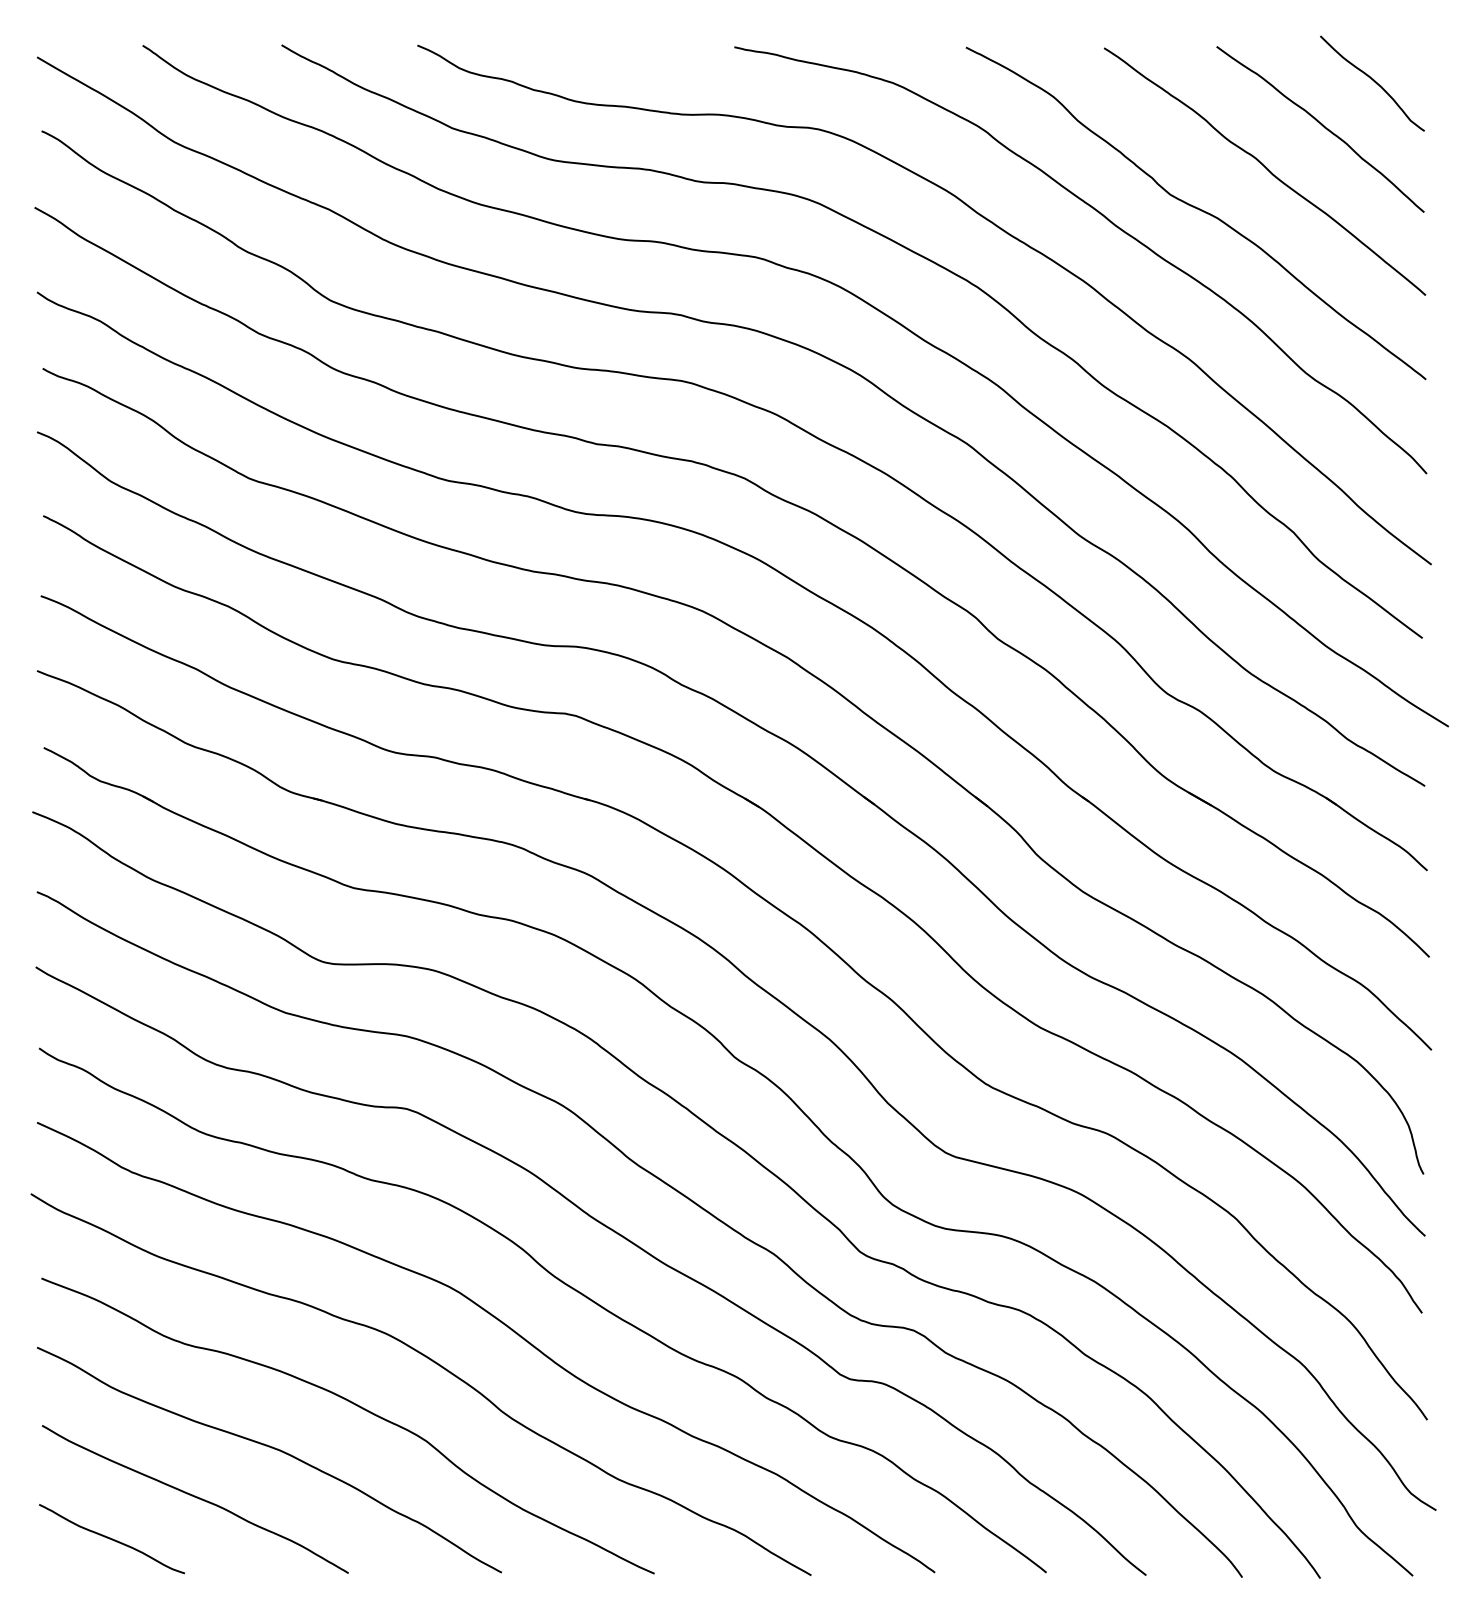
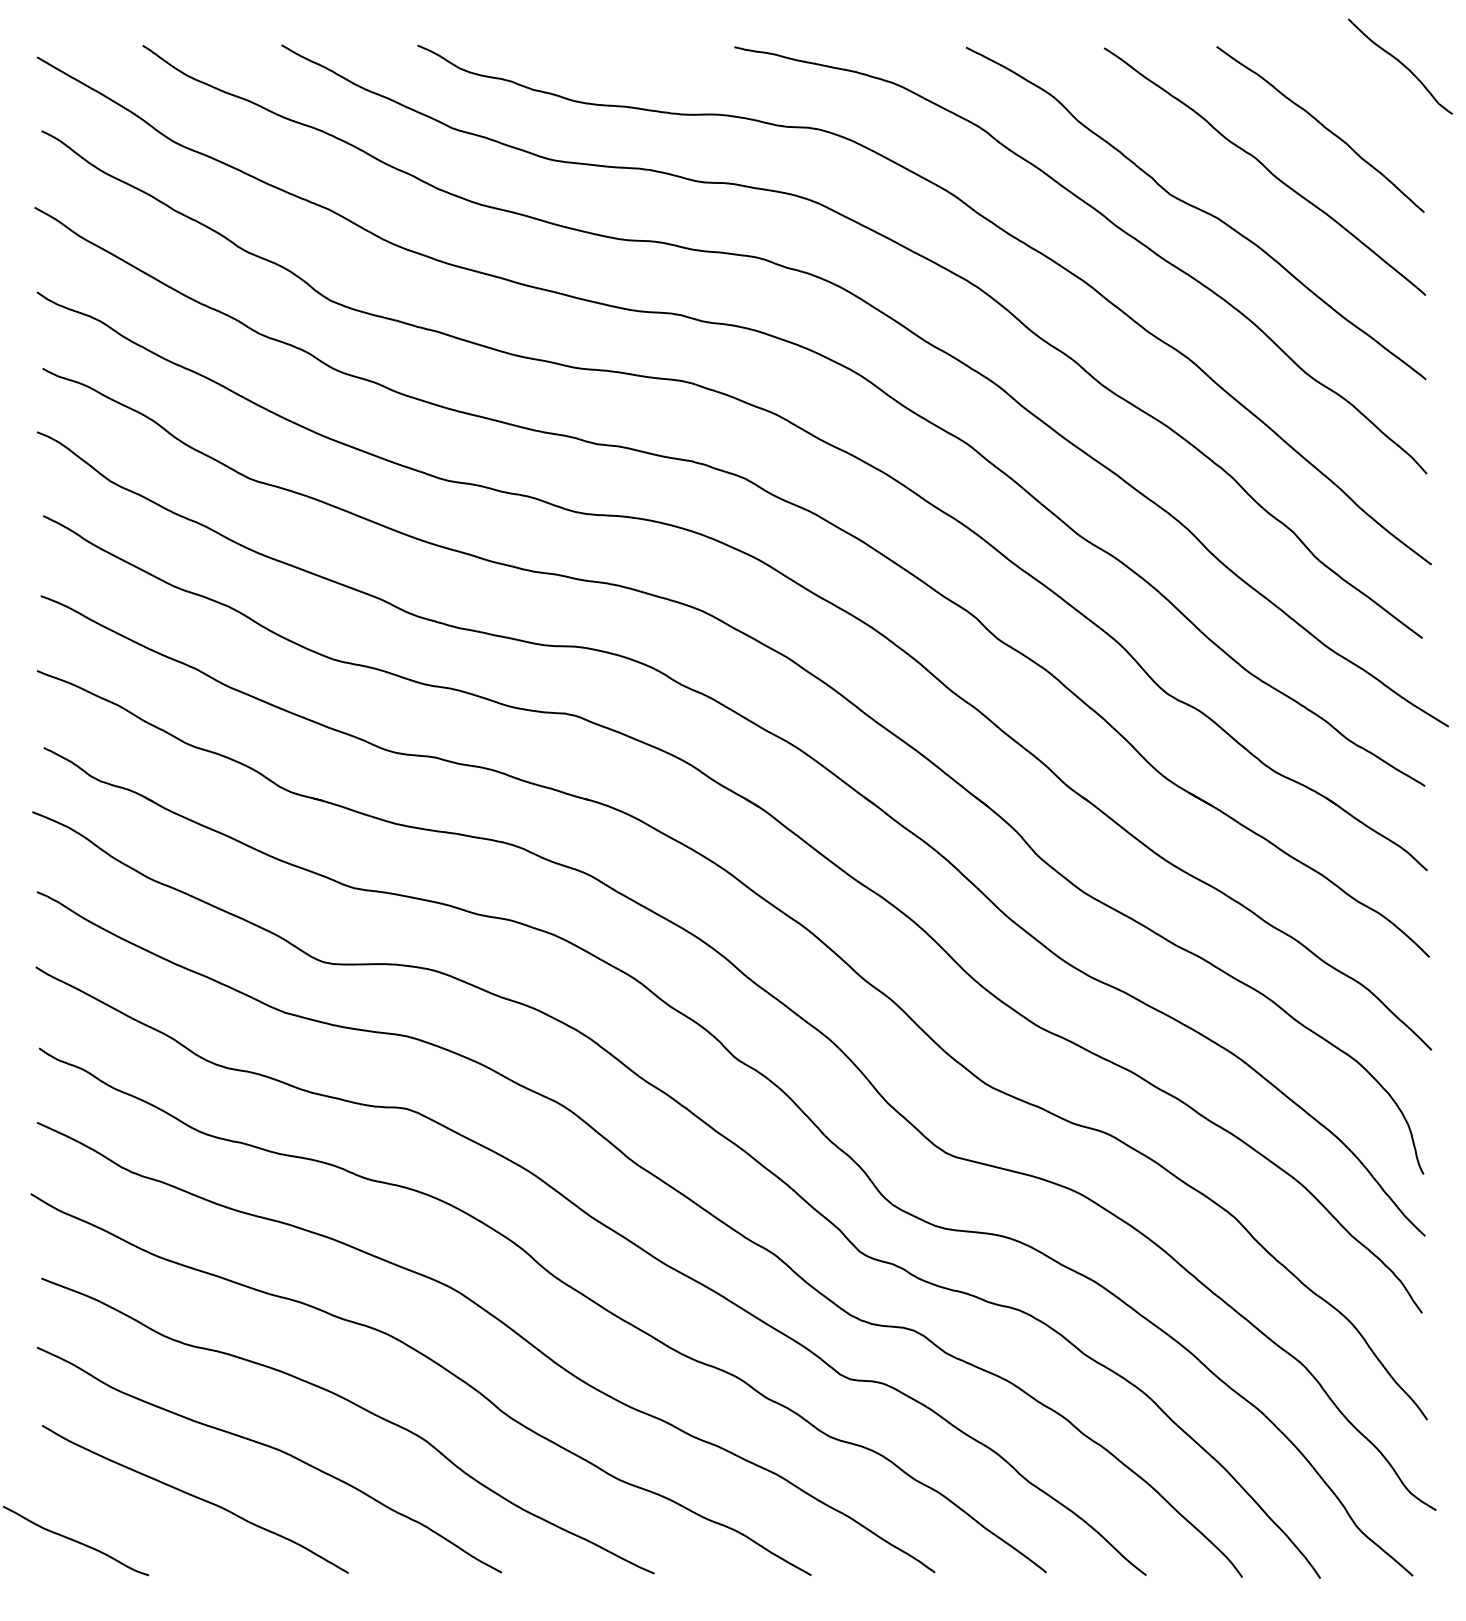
curve position: (1373, 81) -> (1401, 64) (1401, 64)
curve position: (111, 1539) -> (75, 1541) (75, 1541)
